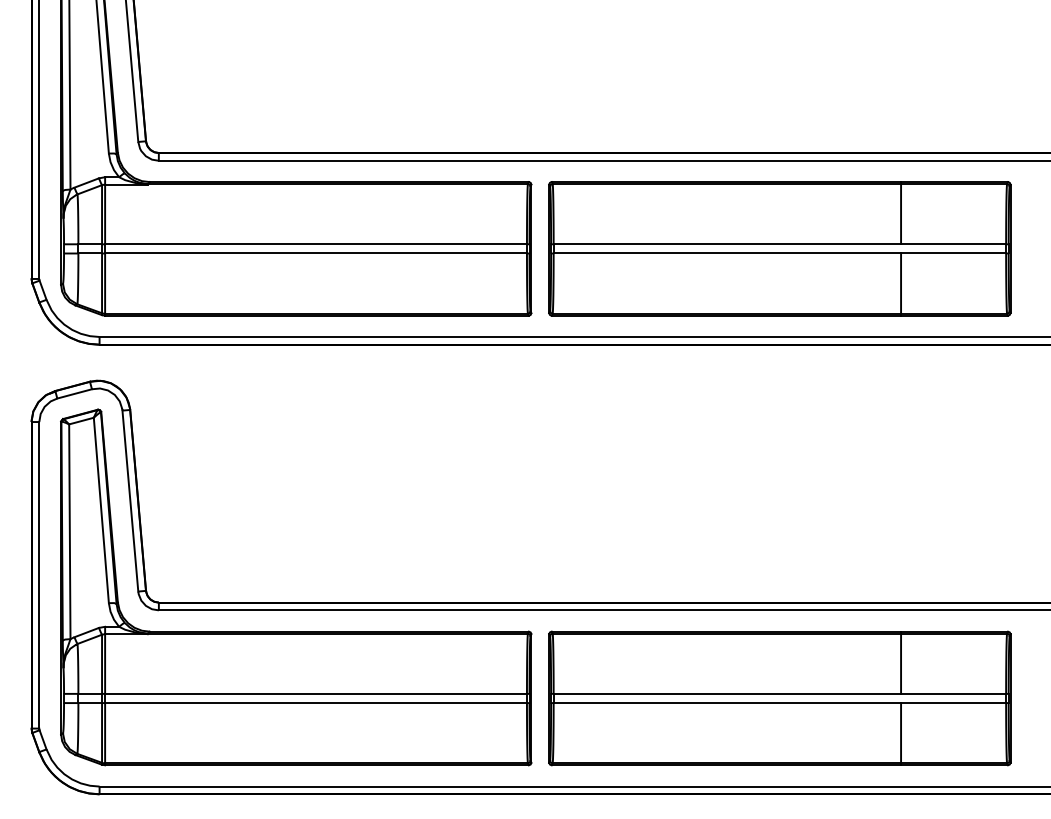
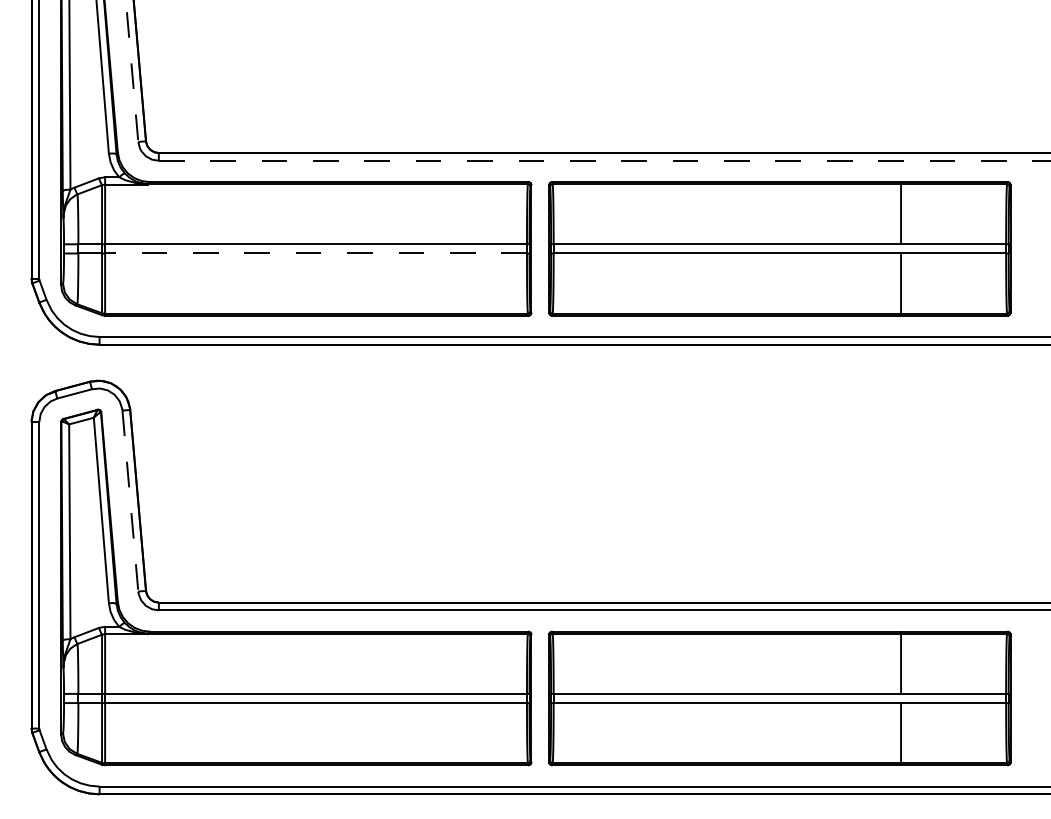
line: solid -> dashed (132, 71)
line: solid -> dashed (604, 160)
line: solid -> dashed (316, 253)
line: solid -> dashed (130, 501)
